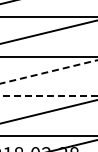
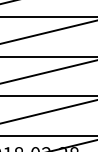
line: dashed -> solid (48, 72)
line: dashed -> solid (49, 96)
